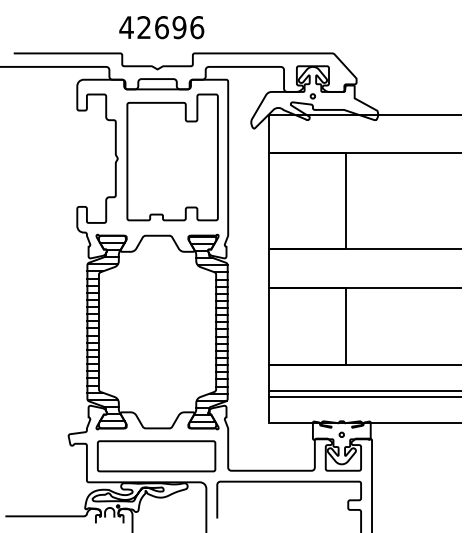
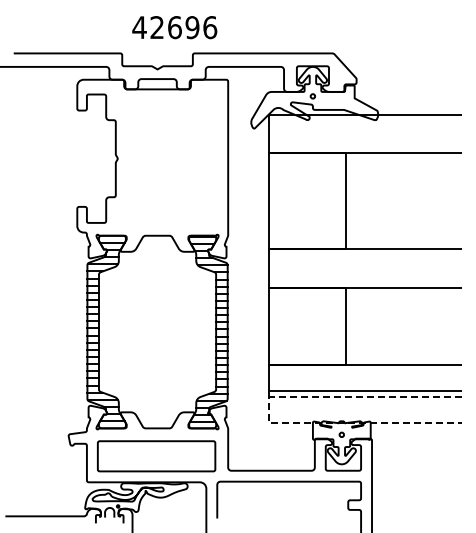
text position: (161, 27) -> (174, 27) (174, 27)
part: present -> none (172, 157)
line: solid -> dashed (269, 409)
